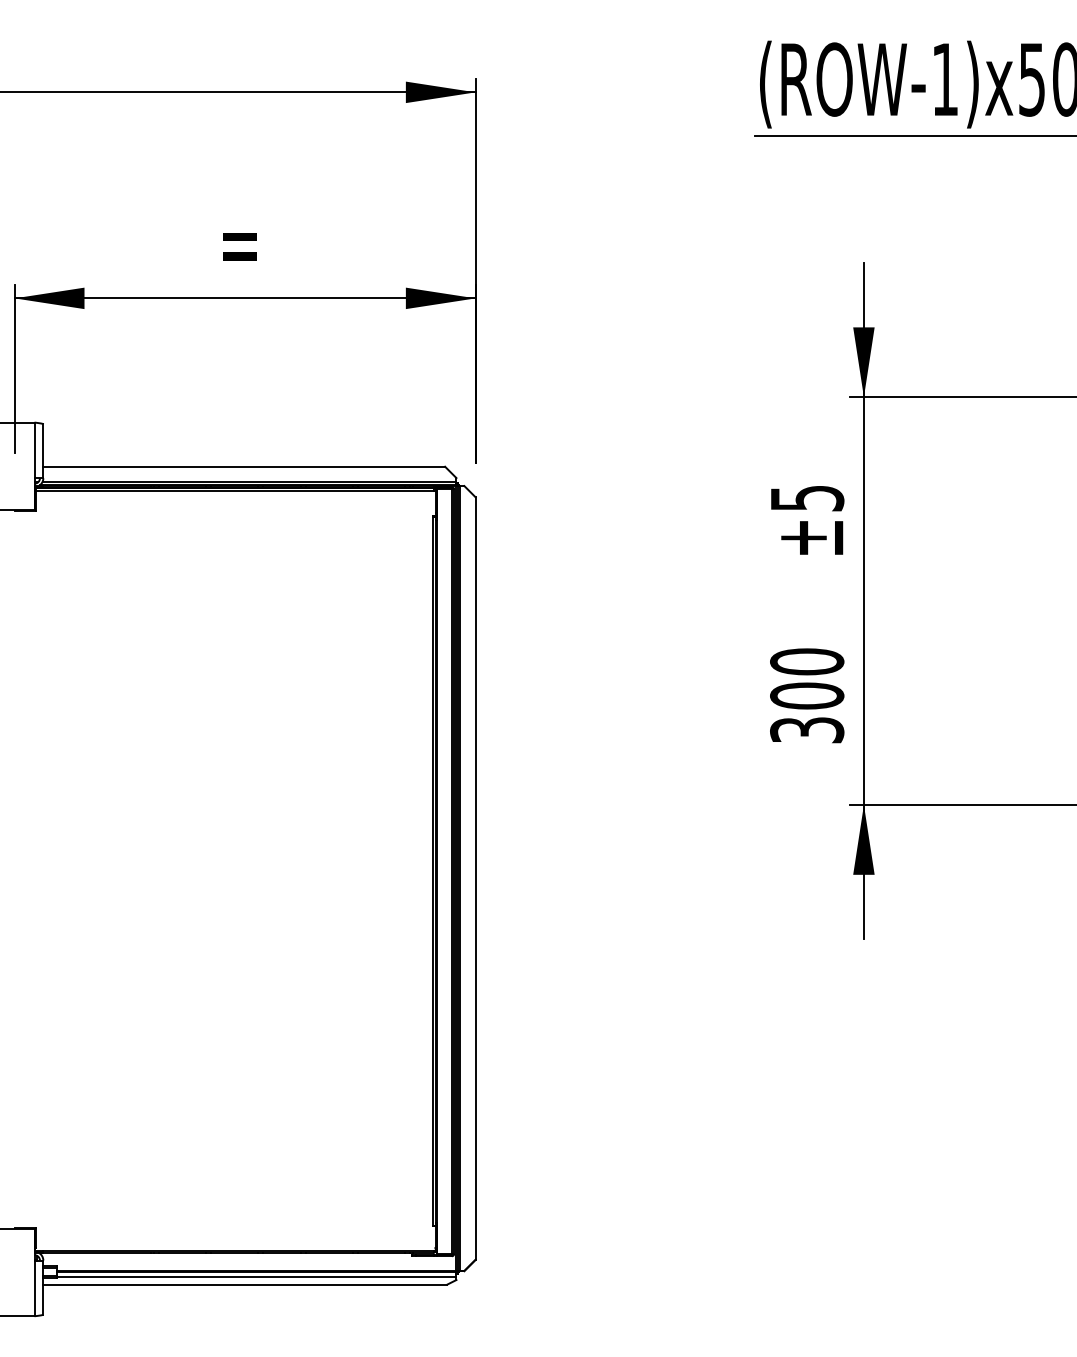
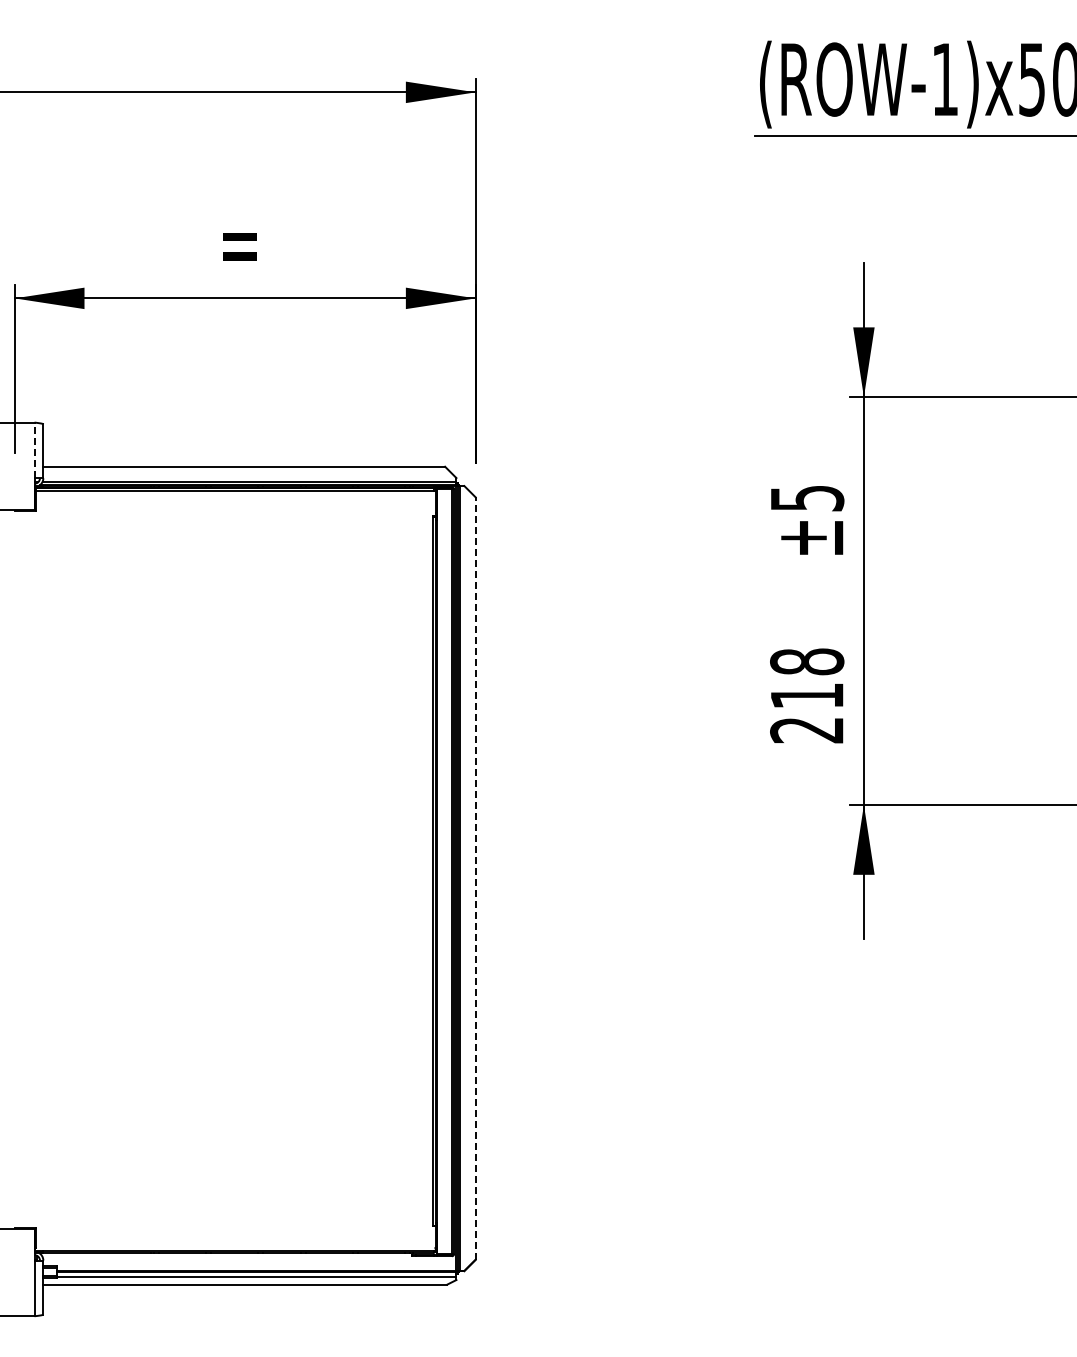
line: solid -> dashed (34, 450)
text: 300 -> 218 (807, 695)
line: solid -> dashed (475, 878)
